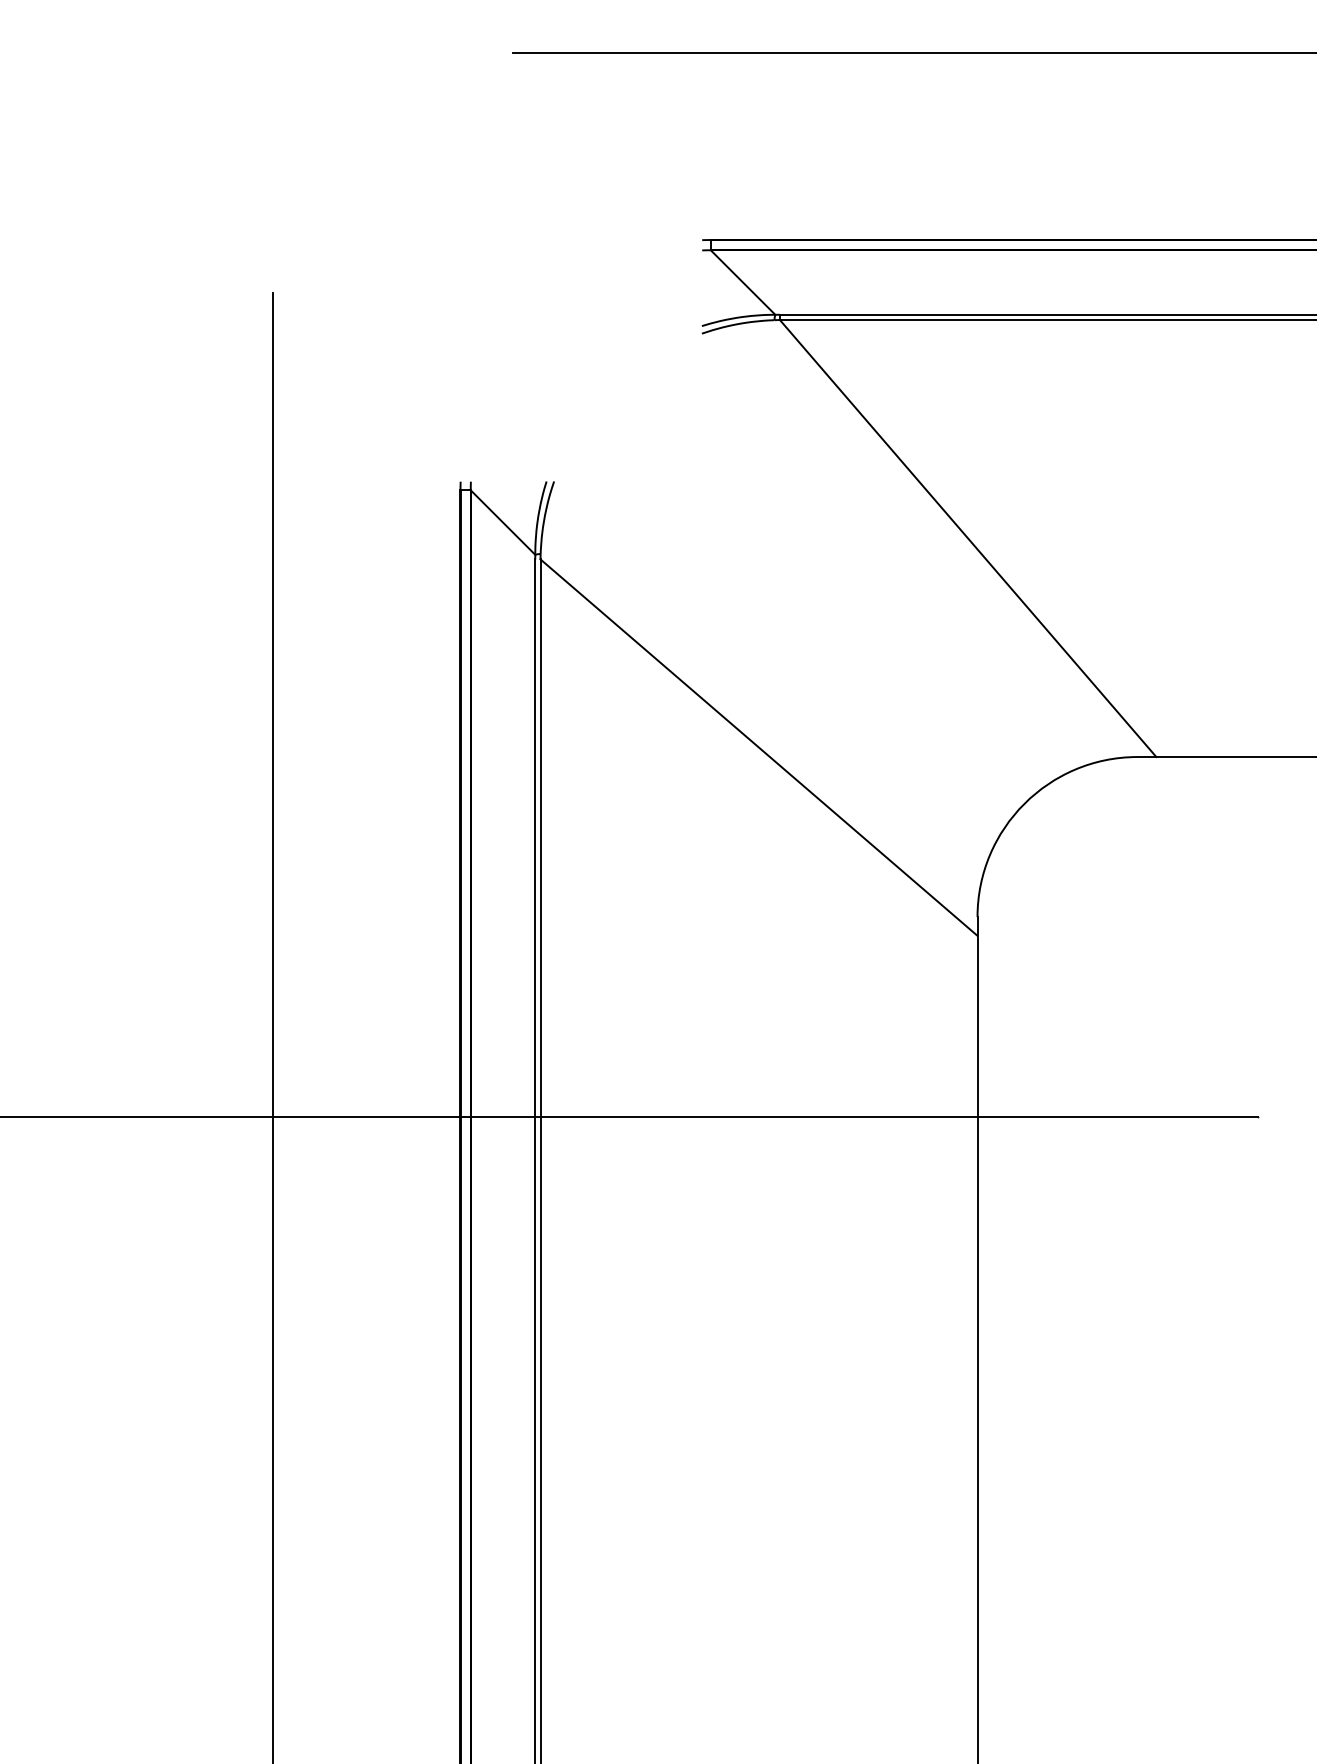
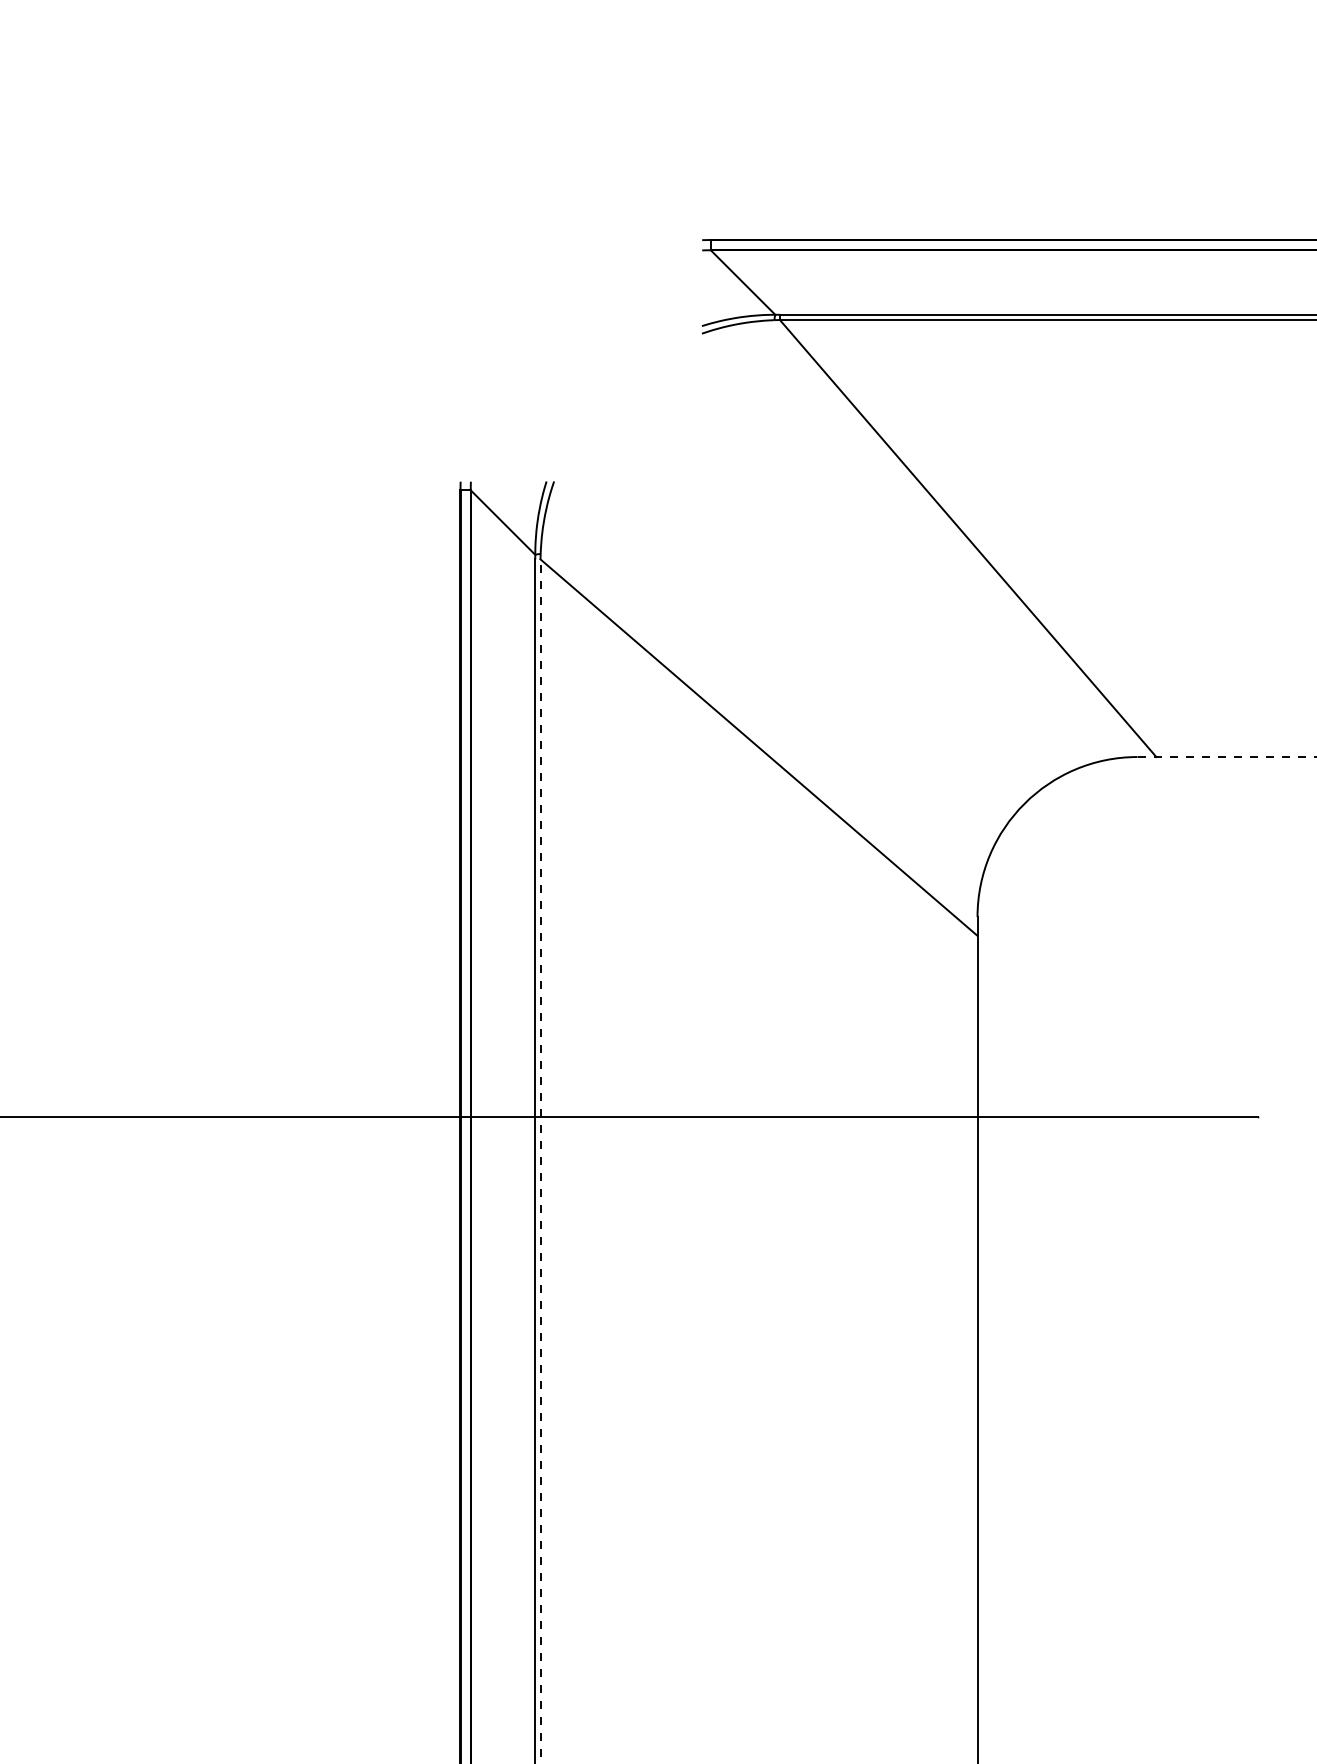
line: present -> none (913, 52)
line: solid -> dashed (1227, 757)
line: present -> none (273, 1026)
line: solid -> dashed (540, 1161)
